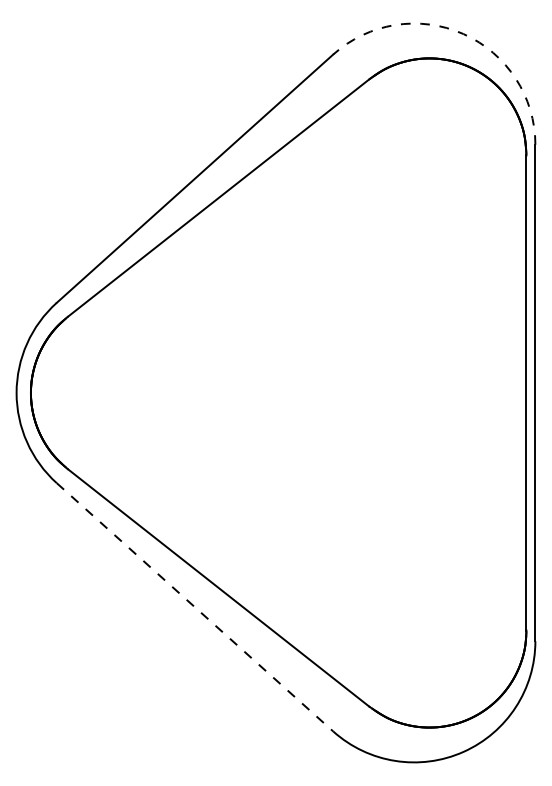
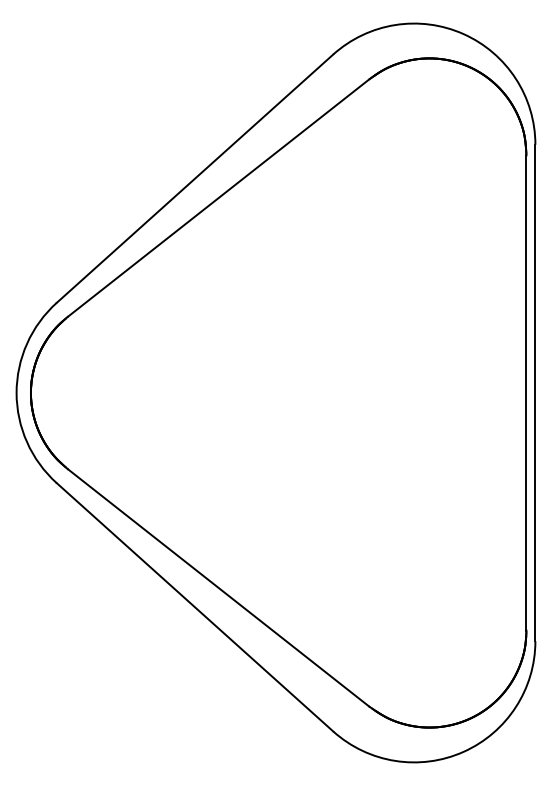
arc: dashed -> solid (463, 34)
line: dashed -> solid (194, 607)
